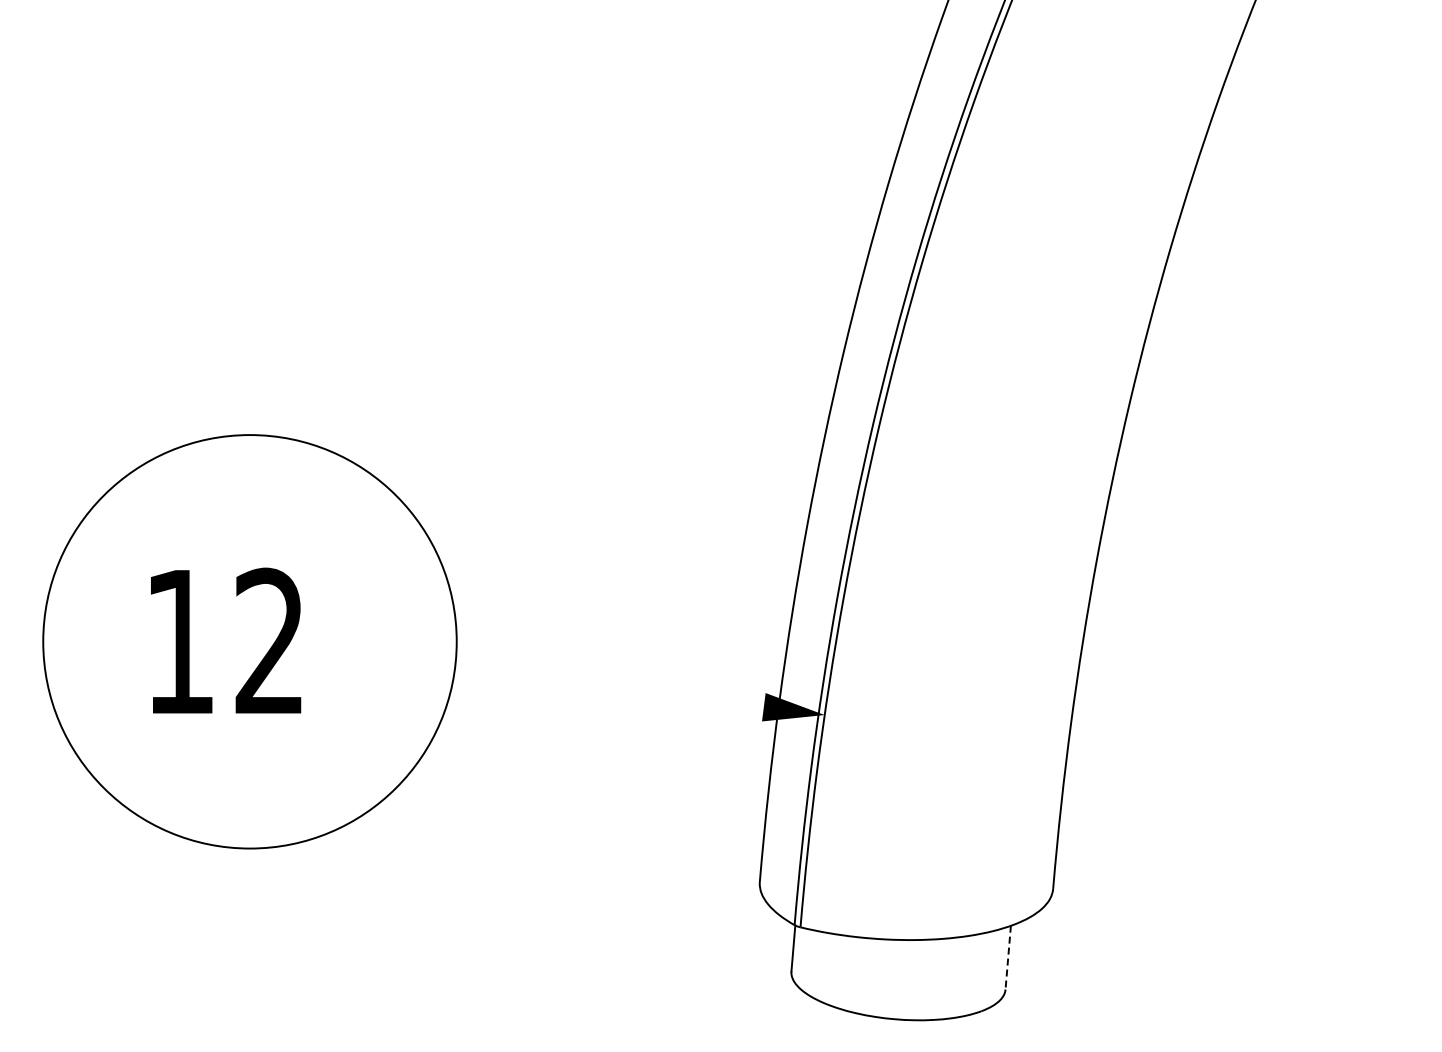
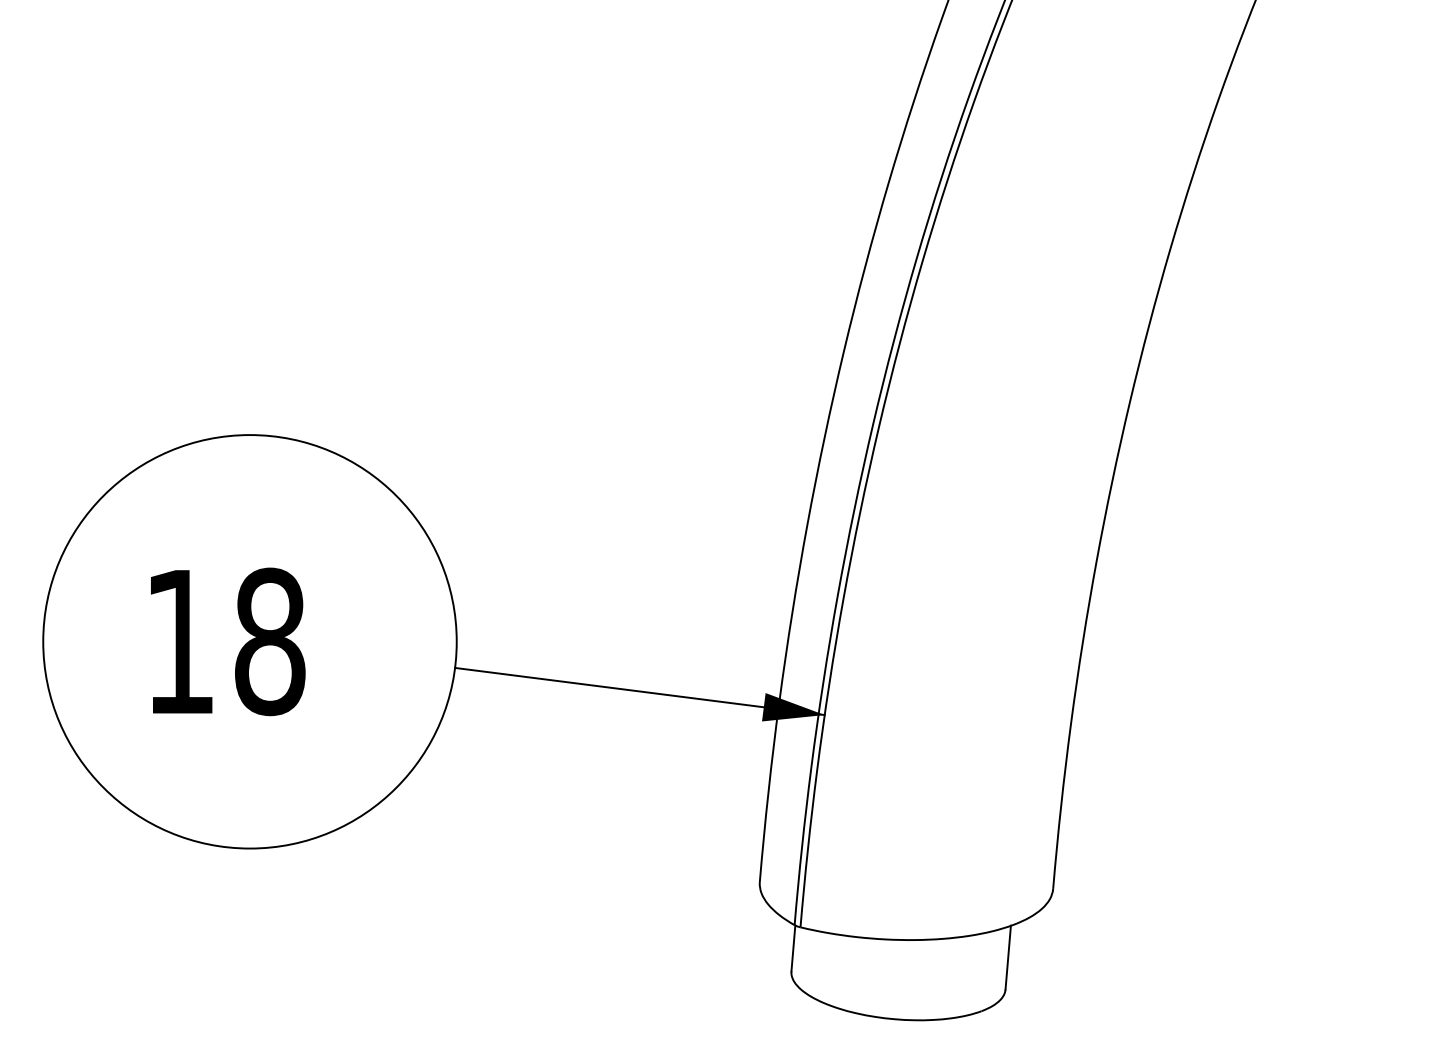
text: 12 -> 18 (270, 641)
line: none -> present (639, 691)
line: dashed -> solid (1008, 958)
